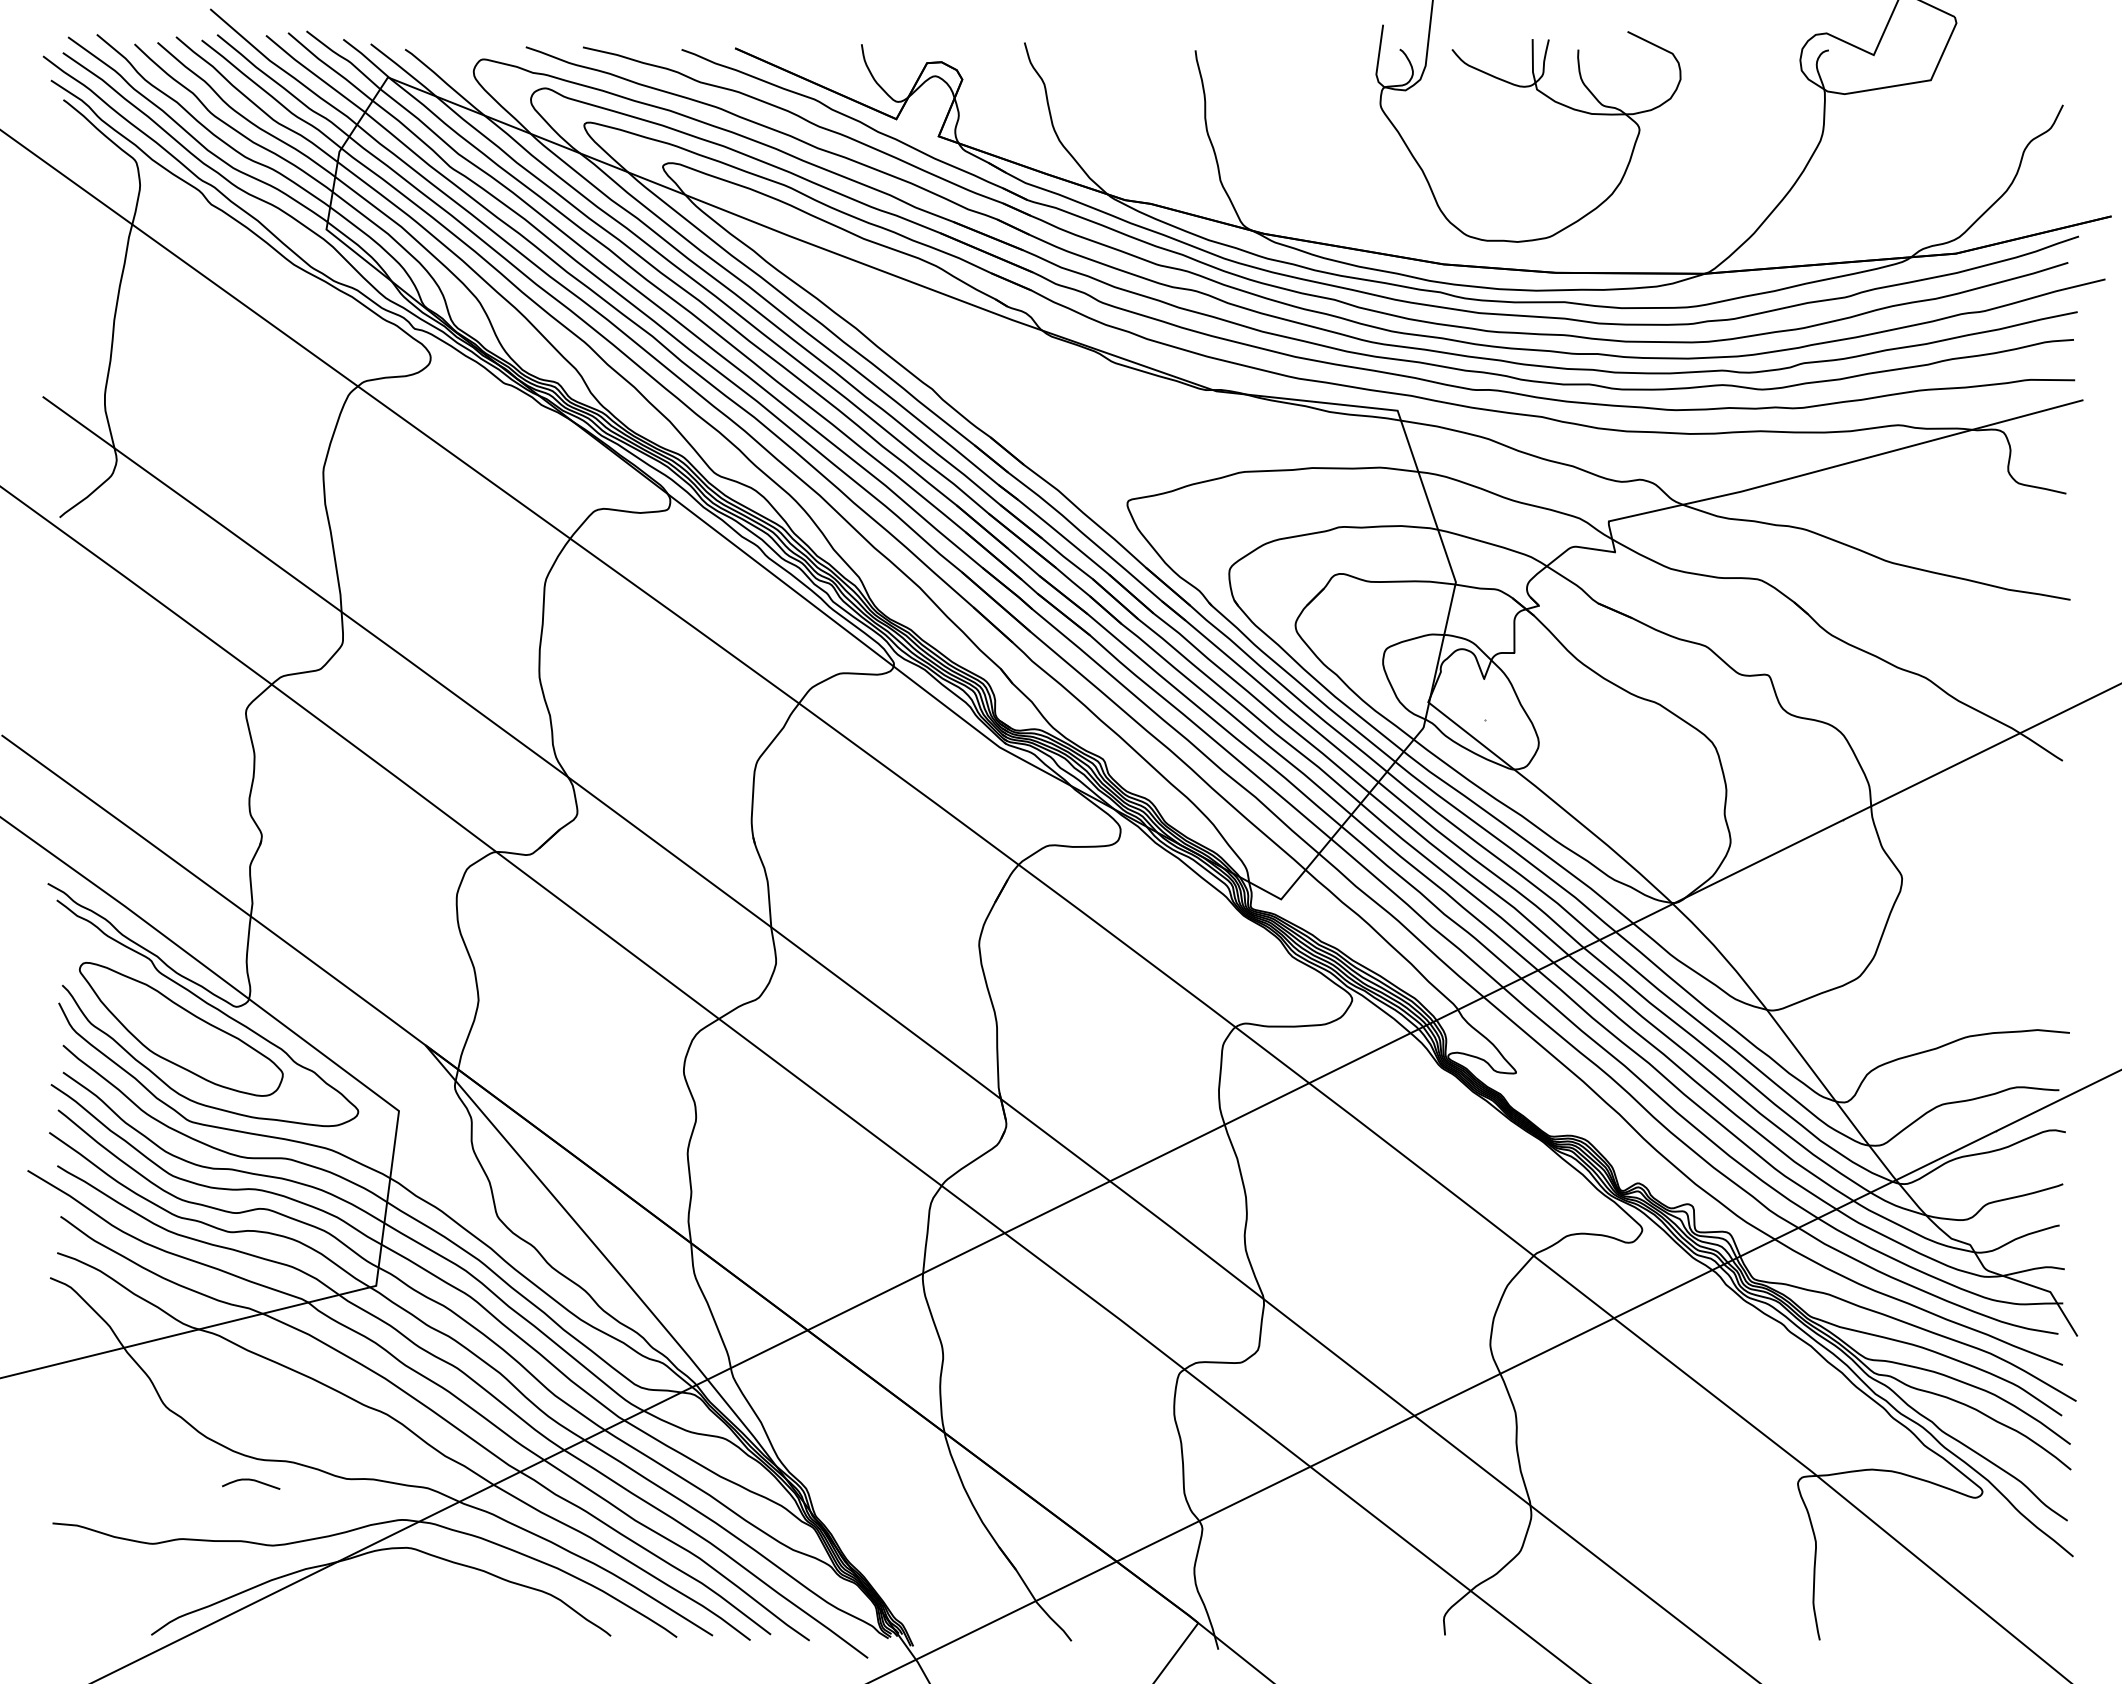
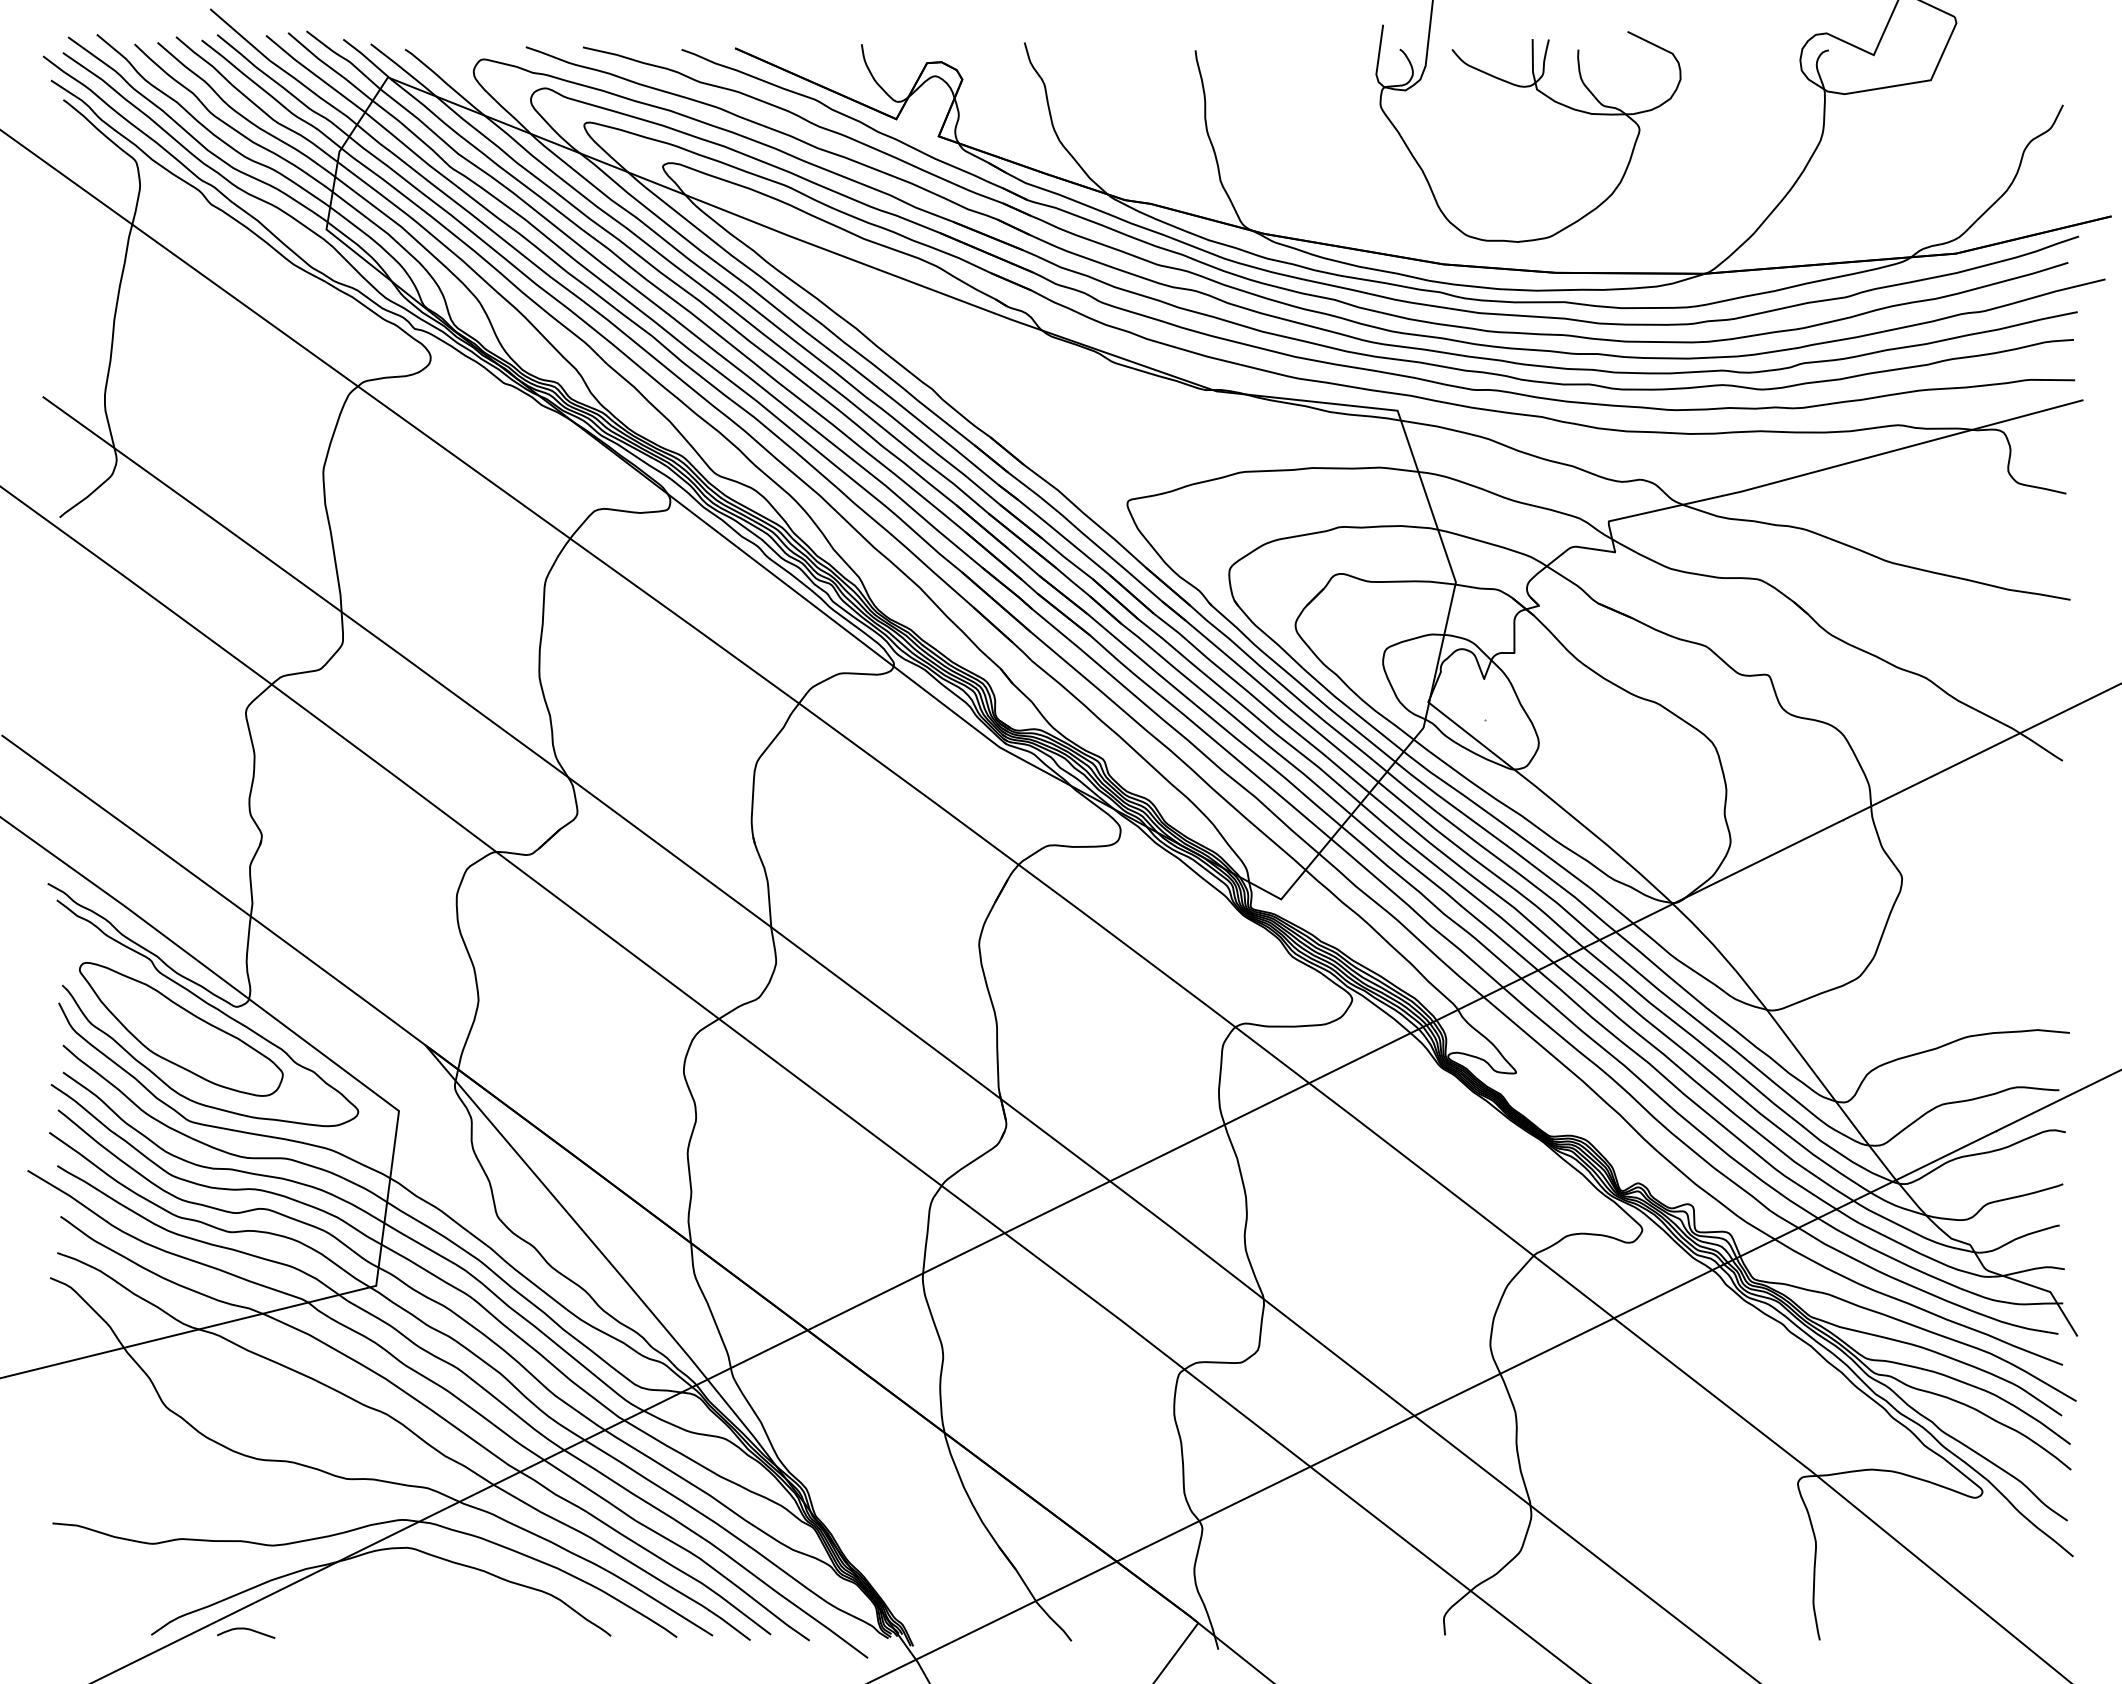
curve position: (253, 1481) -> (248, 1630) (248, 1630)
